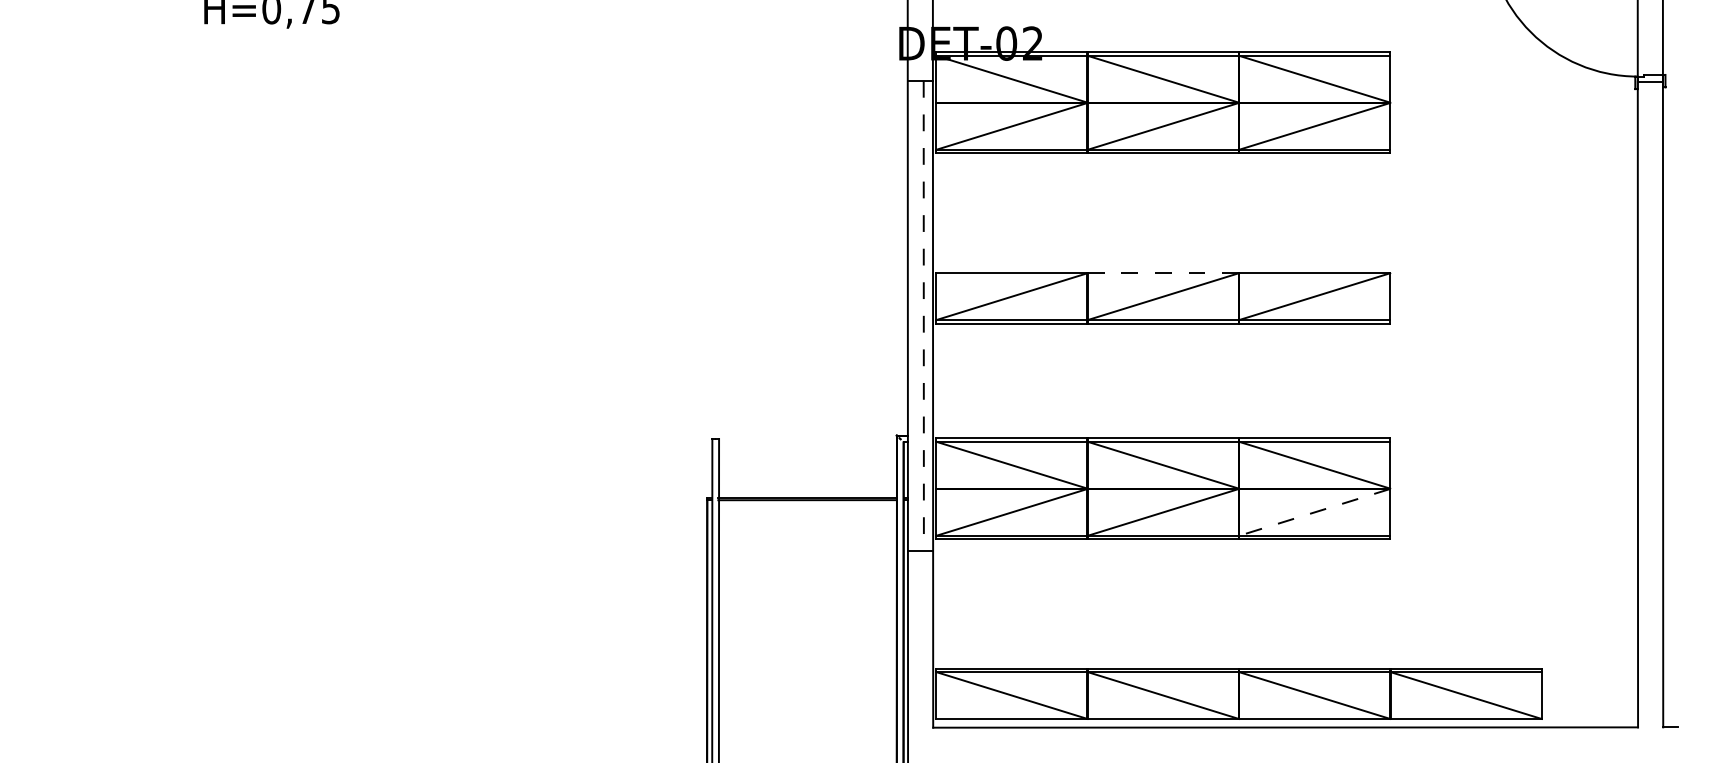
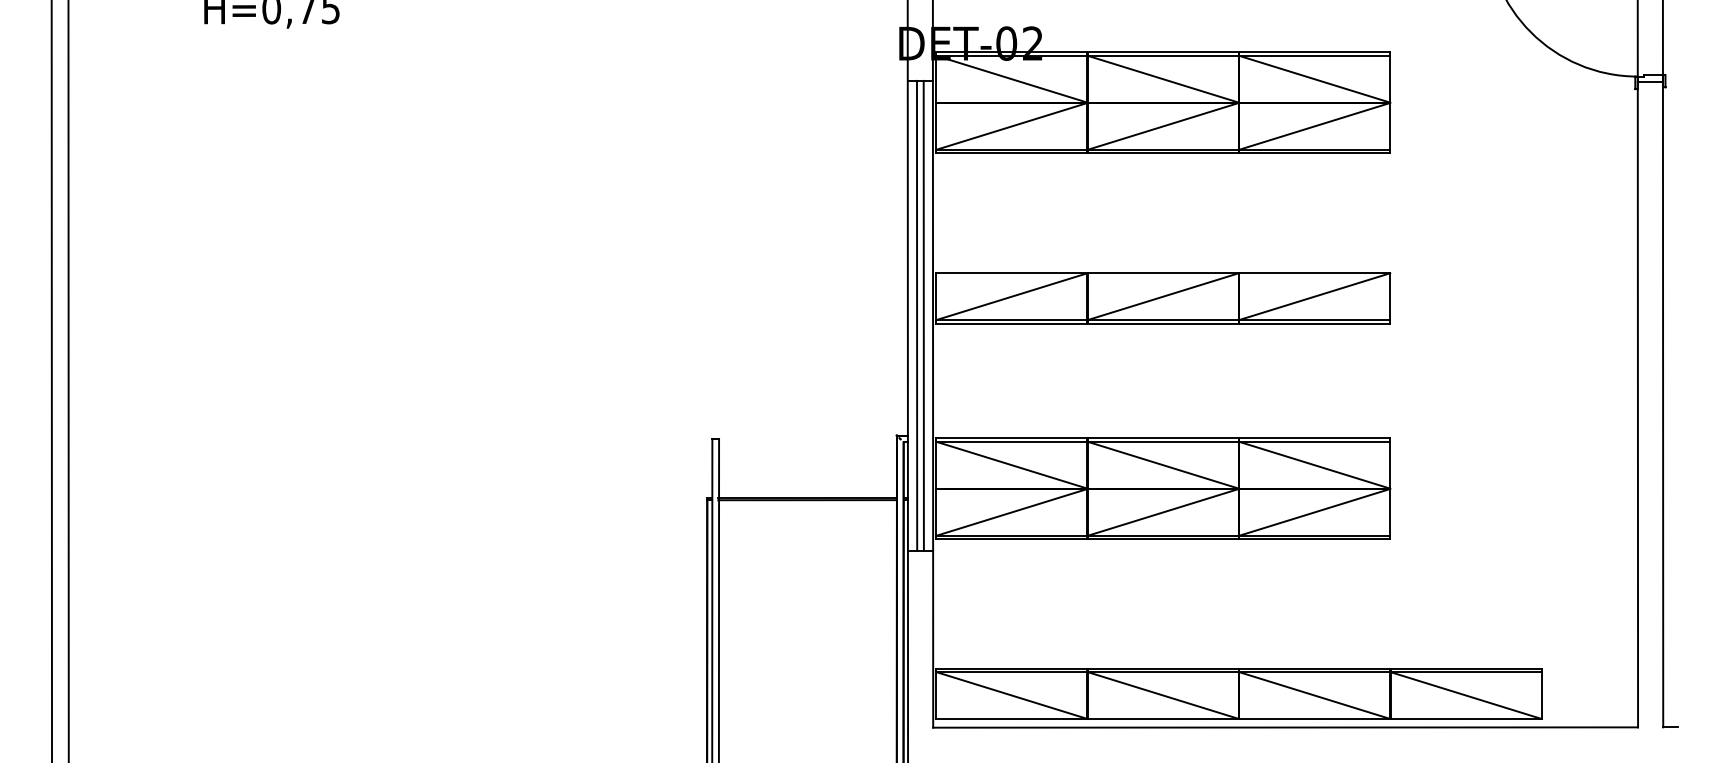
line: dashed -> solid (1163, 273)
line: none -> present (916, 315)
line: dashed -> solid (923, 315)
line: none -> present (51, 380)
line: none -> present (68, 380)
line: dashed -> solid (1314, 512)
